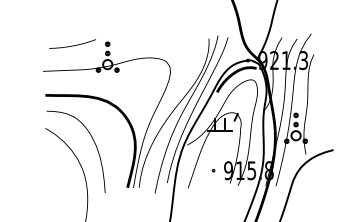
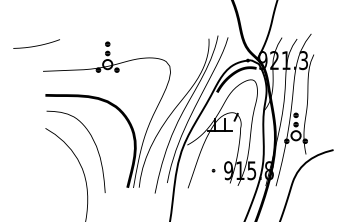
curve position: (72, 45) -> (36, 45) (36, 45)
